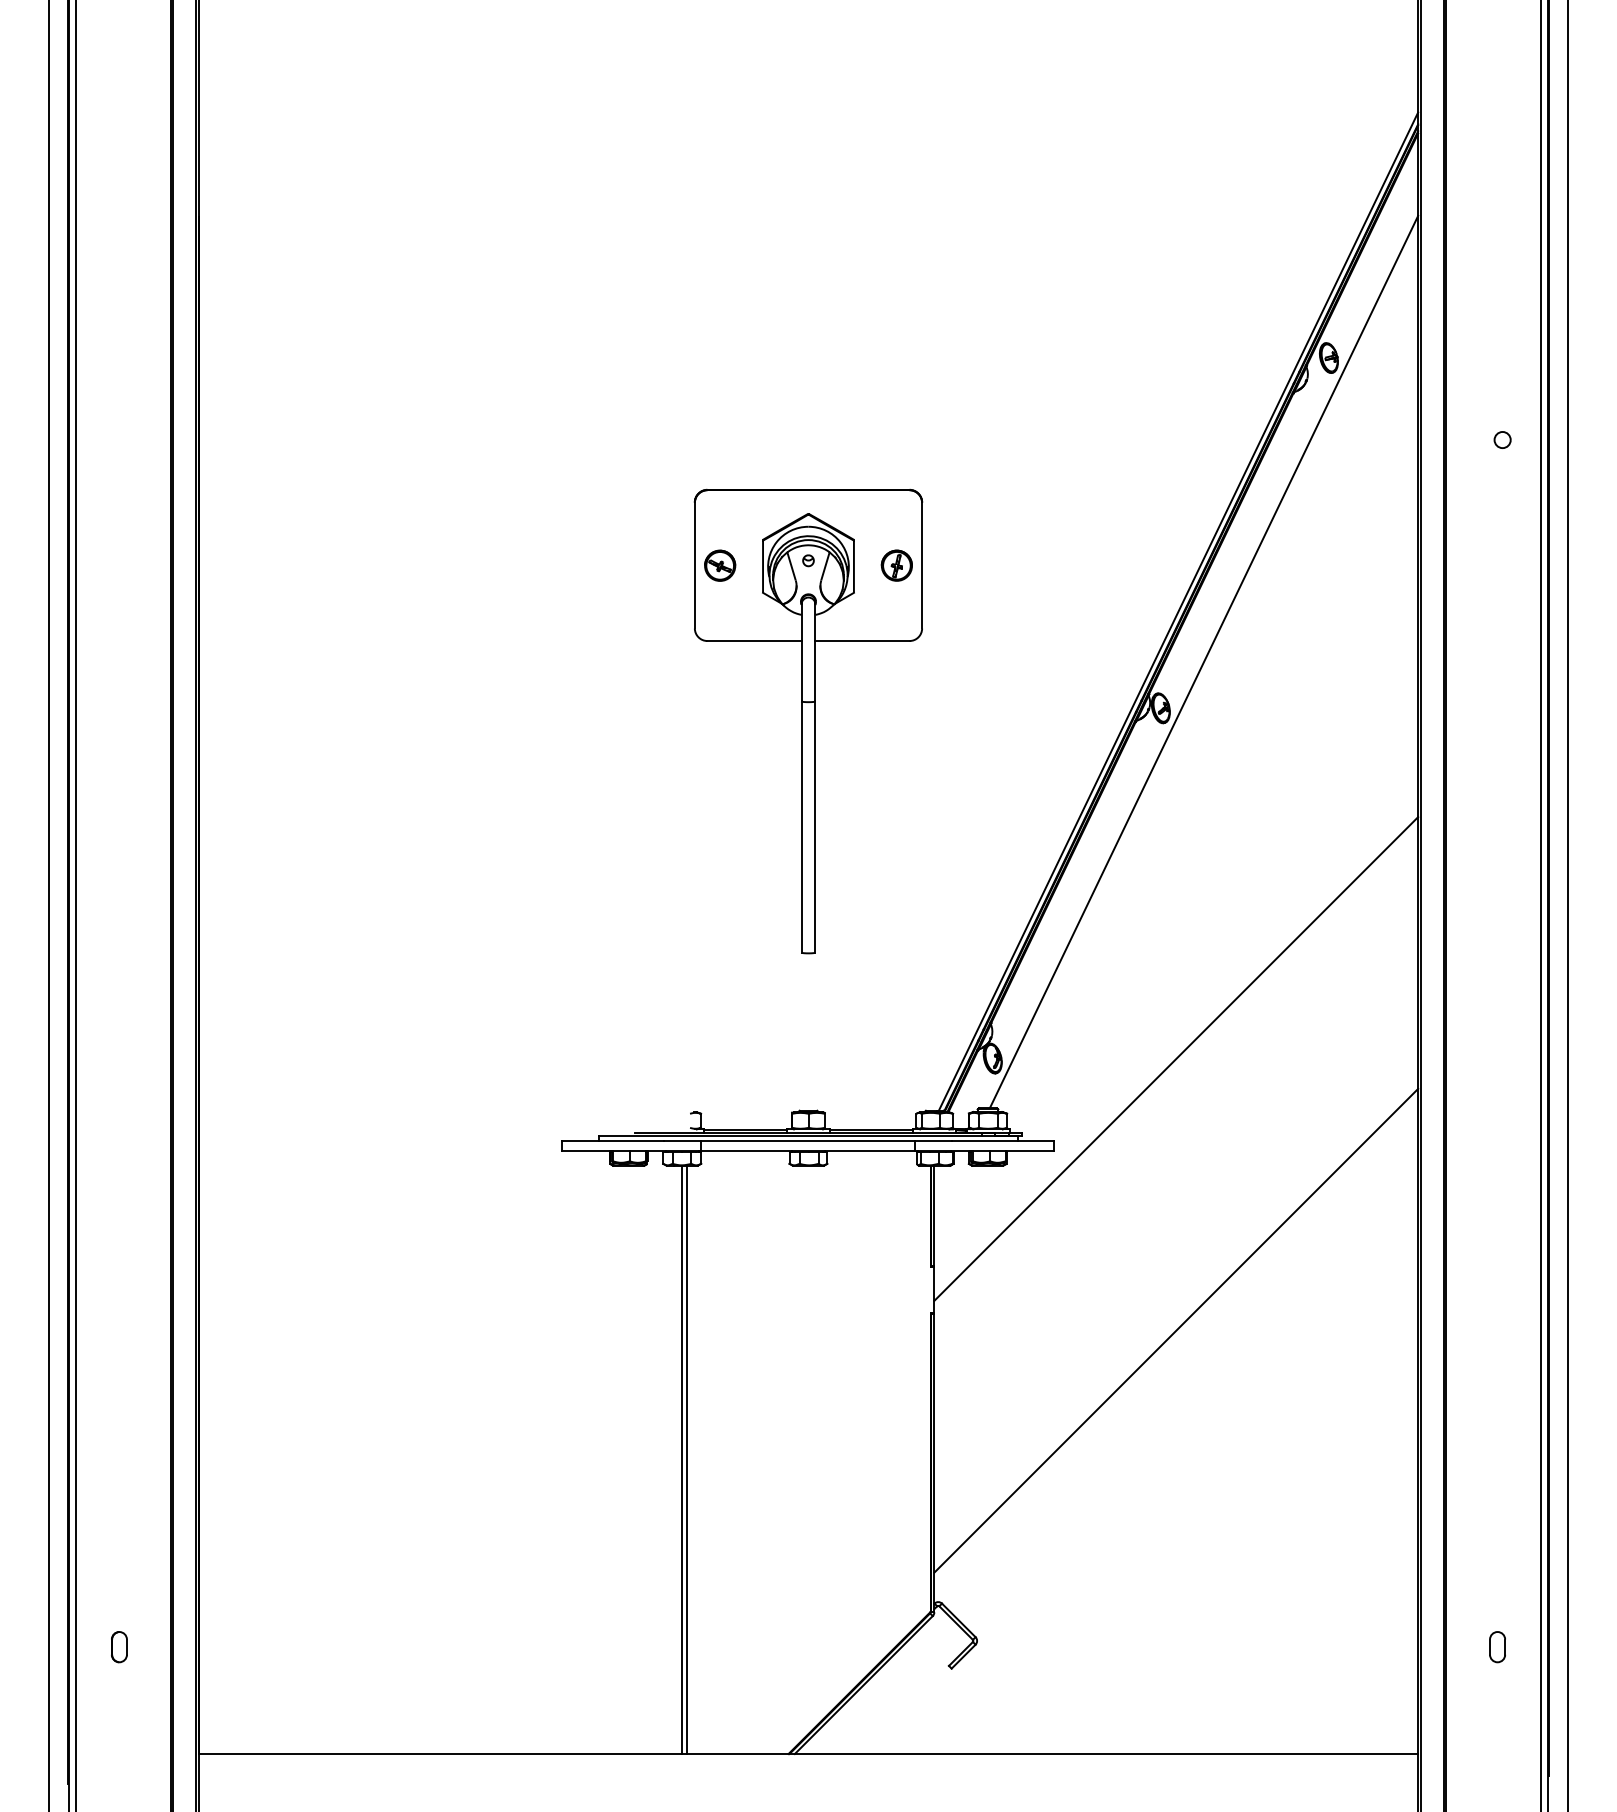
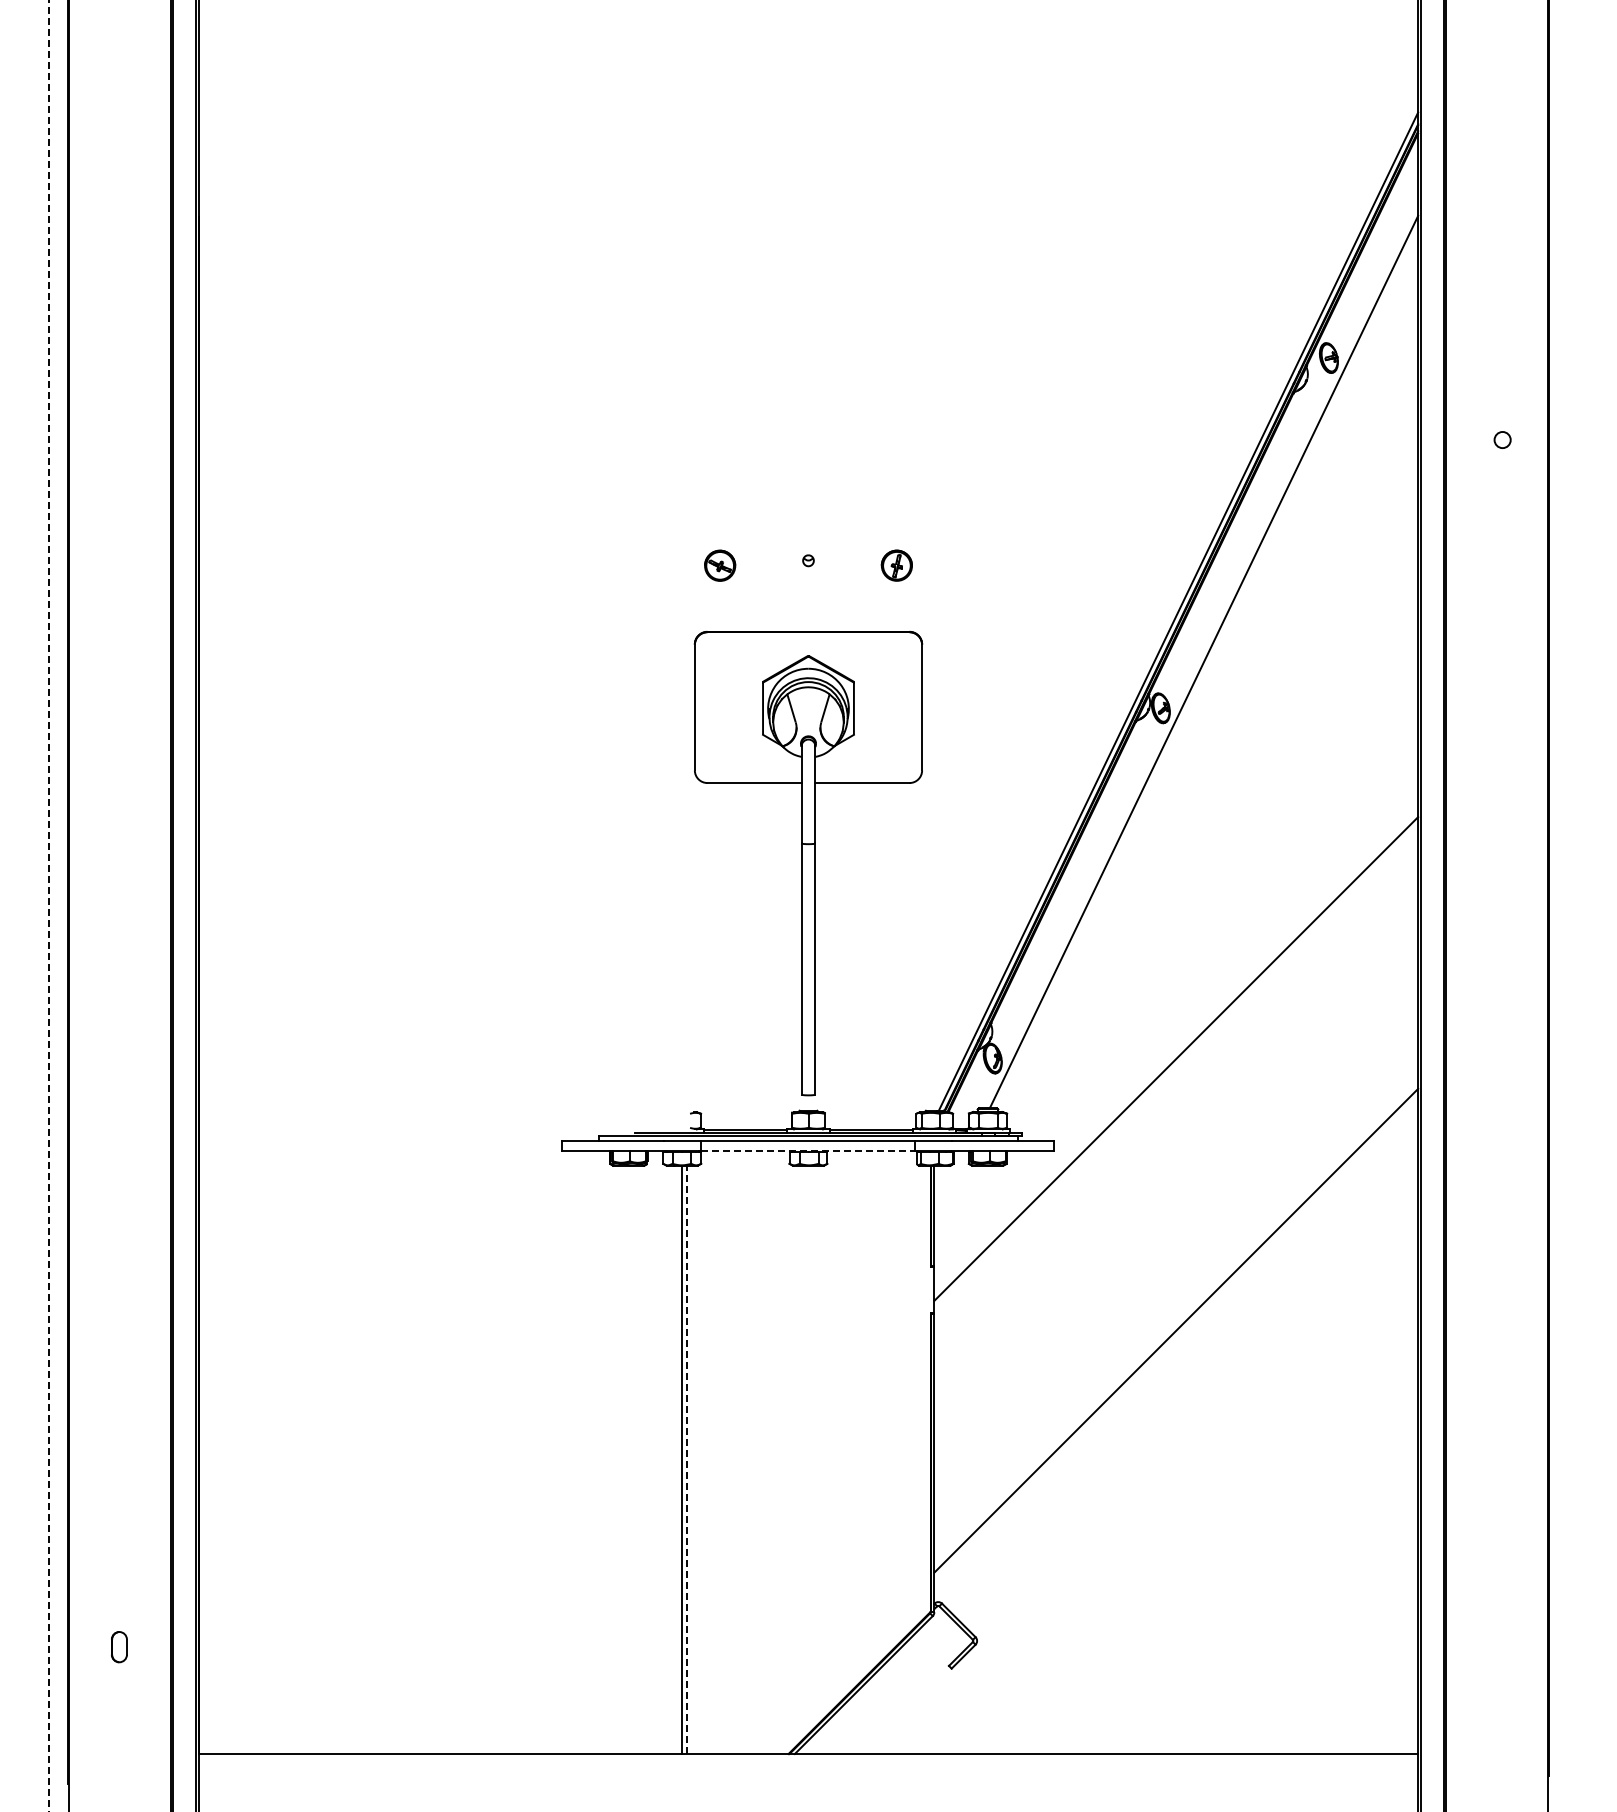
part position: (808, 721) -> (808, 863) (808, 863)
line: present -> none (76, 905)
line: present -> none (1540, 905)
line: present -> none (1568, 905)
line: solid -> dashed (48, 906)
line: solid -> dashed (808, 1151)
line: solid -> dashed (687, 1459)
part: present -> none (1497, 1647)
